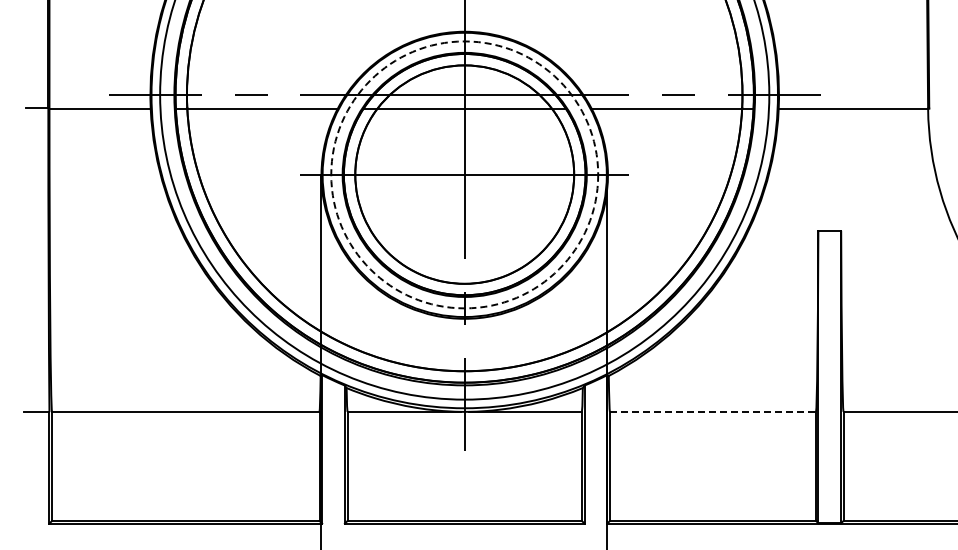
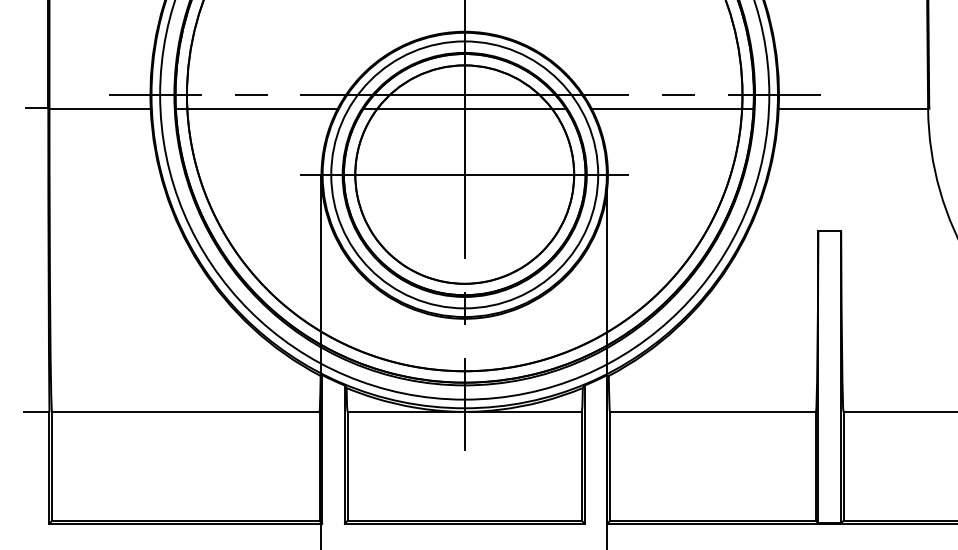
circle: dashed -> solid (464, 174)
line: dashed -> solid (713, 411)
